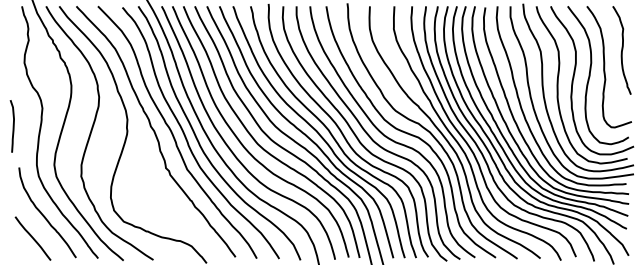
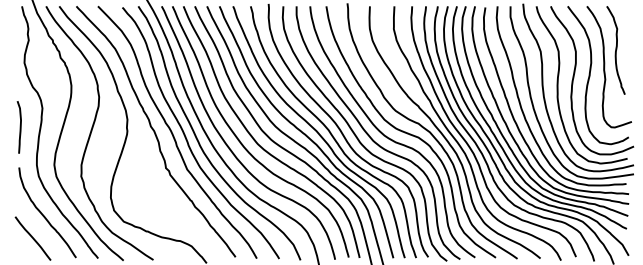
curve position: (621, 50) -> (615, 50) (615, 50)
curve position: (12, 126) -> (19, 127) (19, 127)
